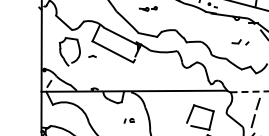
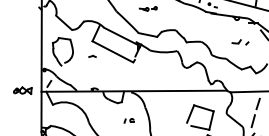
part position: (62, 54) -> (55, 54) (55, 54)
part: none -> present (22, 90)
line: dashed -> solid (249, 91)
